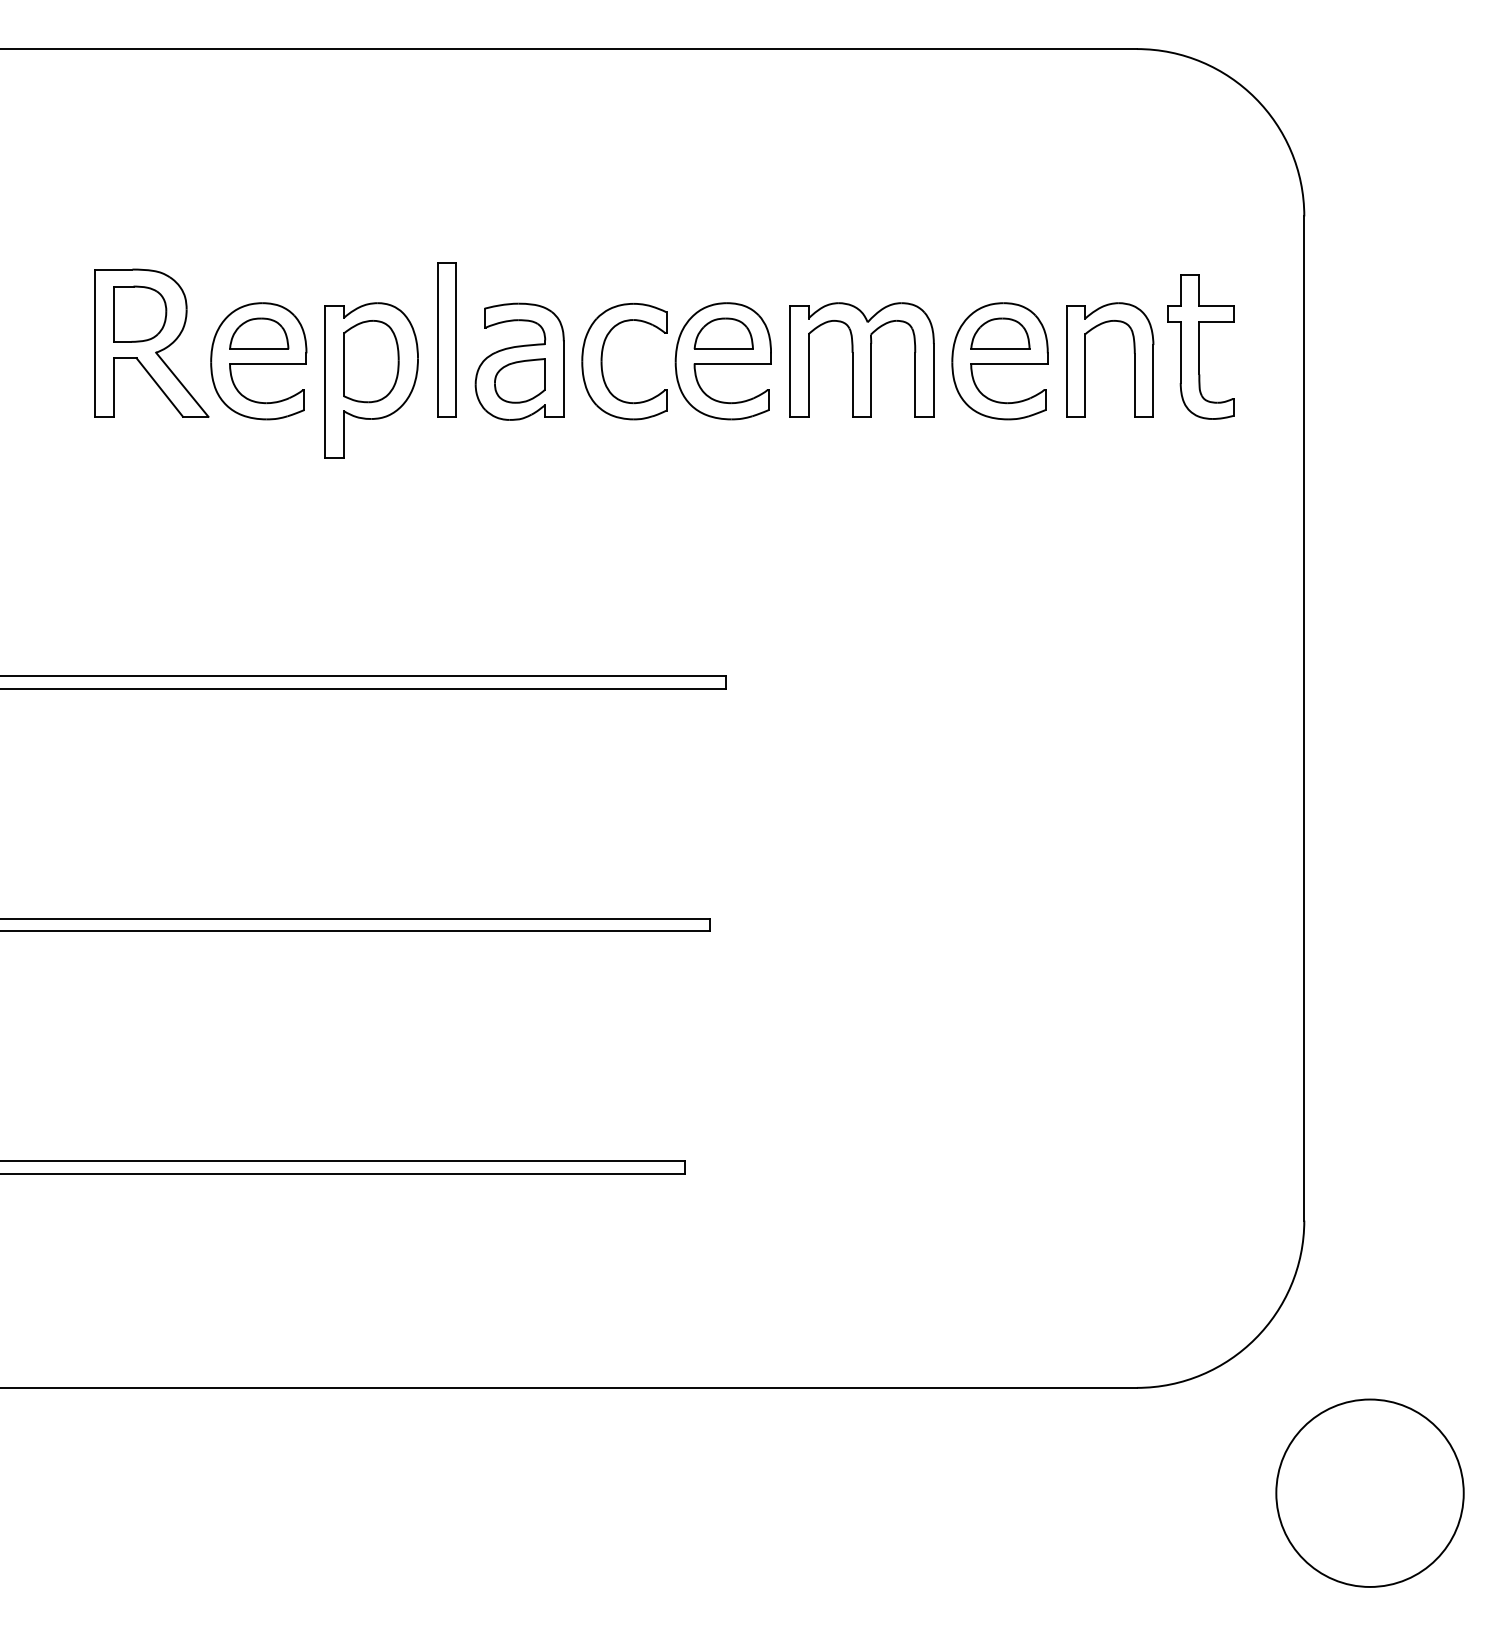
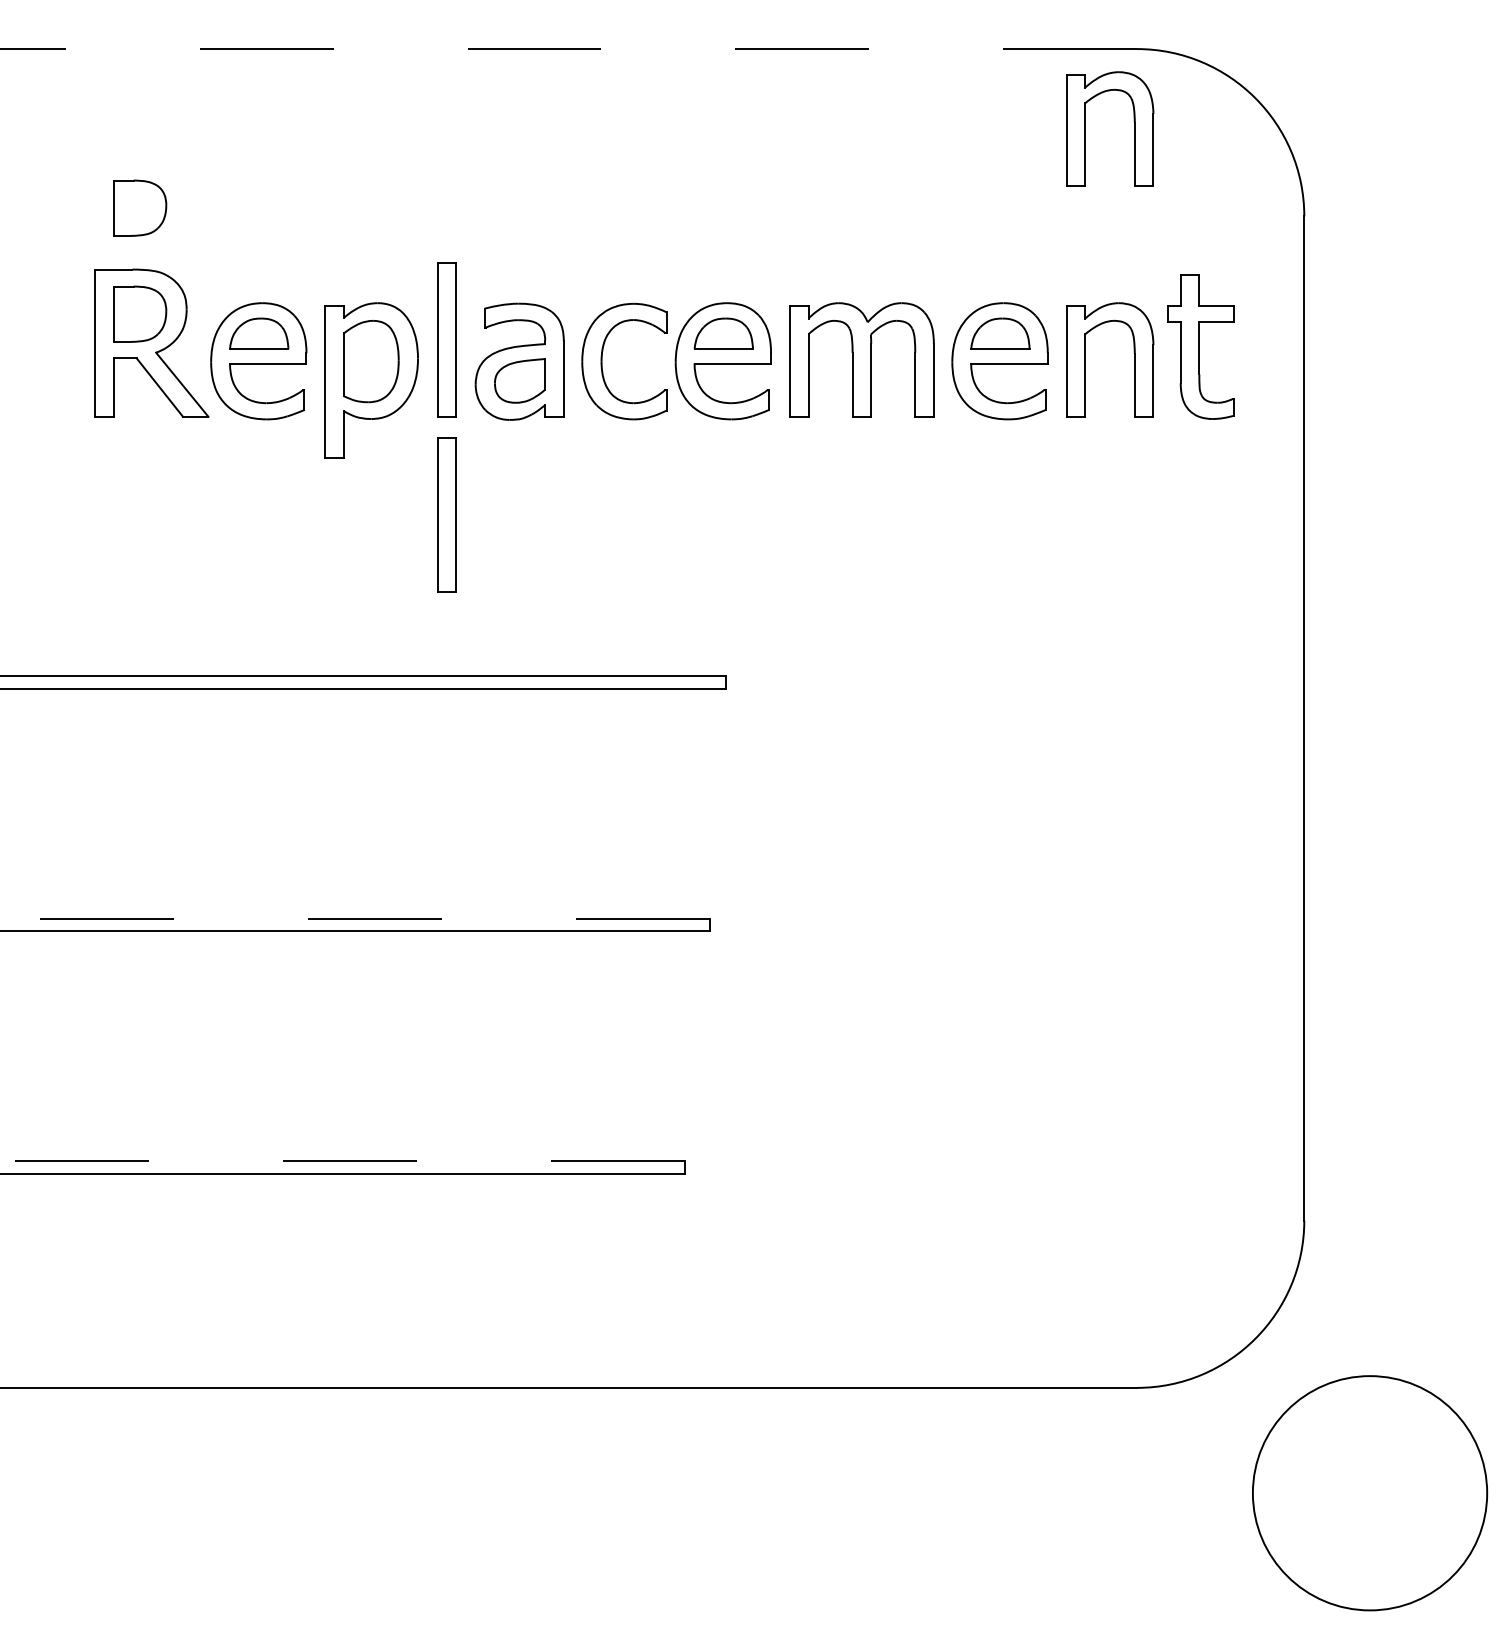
line: solid -> dashed (568, 49)
part: none -> present (1134, 128)
part: none -> present (140, 207)
part: none -> present (446, 514)
line: solid -> dashed (354, 918)
line: solid -> dashed (341, 1161)
circle diameter: 187 px -> 234 px (1369, 1493)
